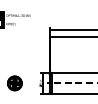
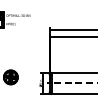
part position: (14, 83) -> (10, 77) (10, 77)
